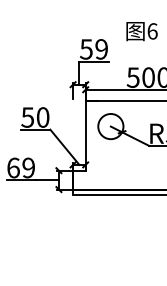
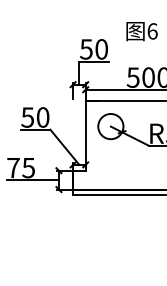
text: 59 -> 50 (101, 49)
text: 69 -> 75 (20, 167)
